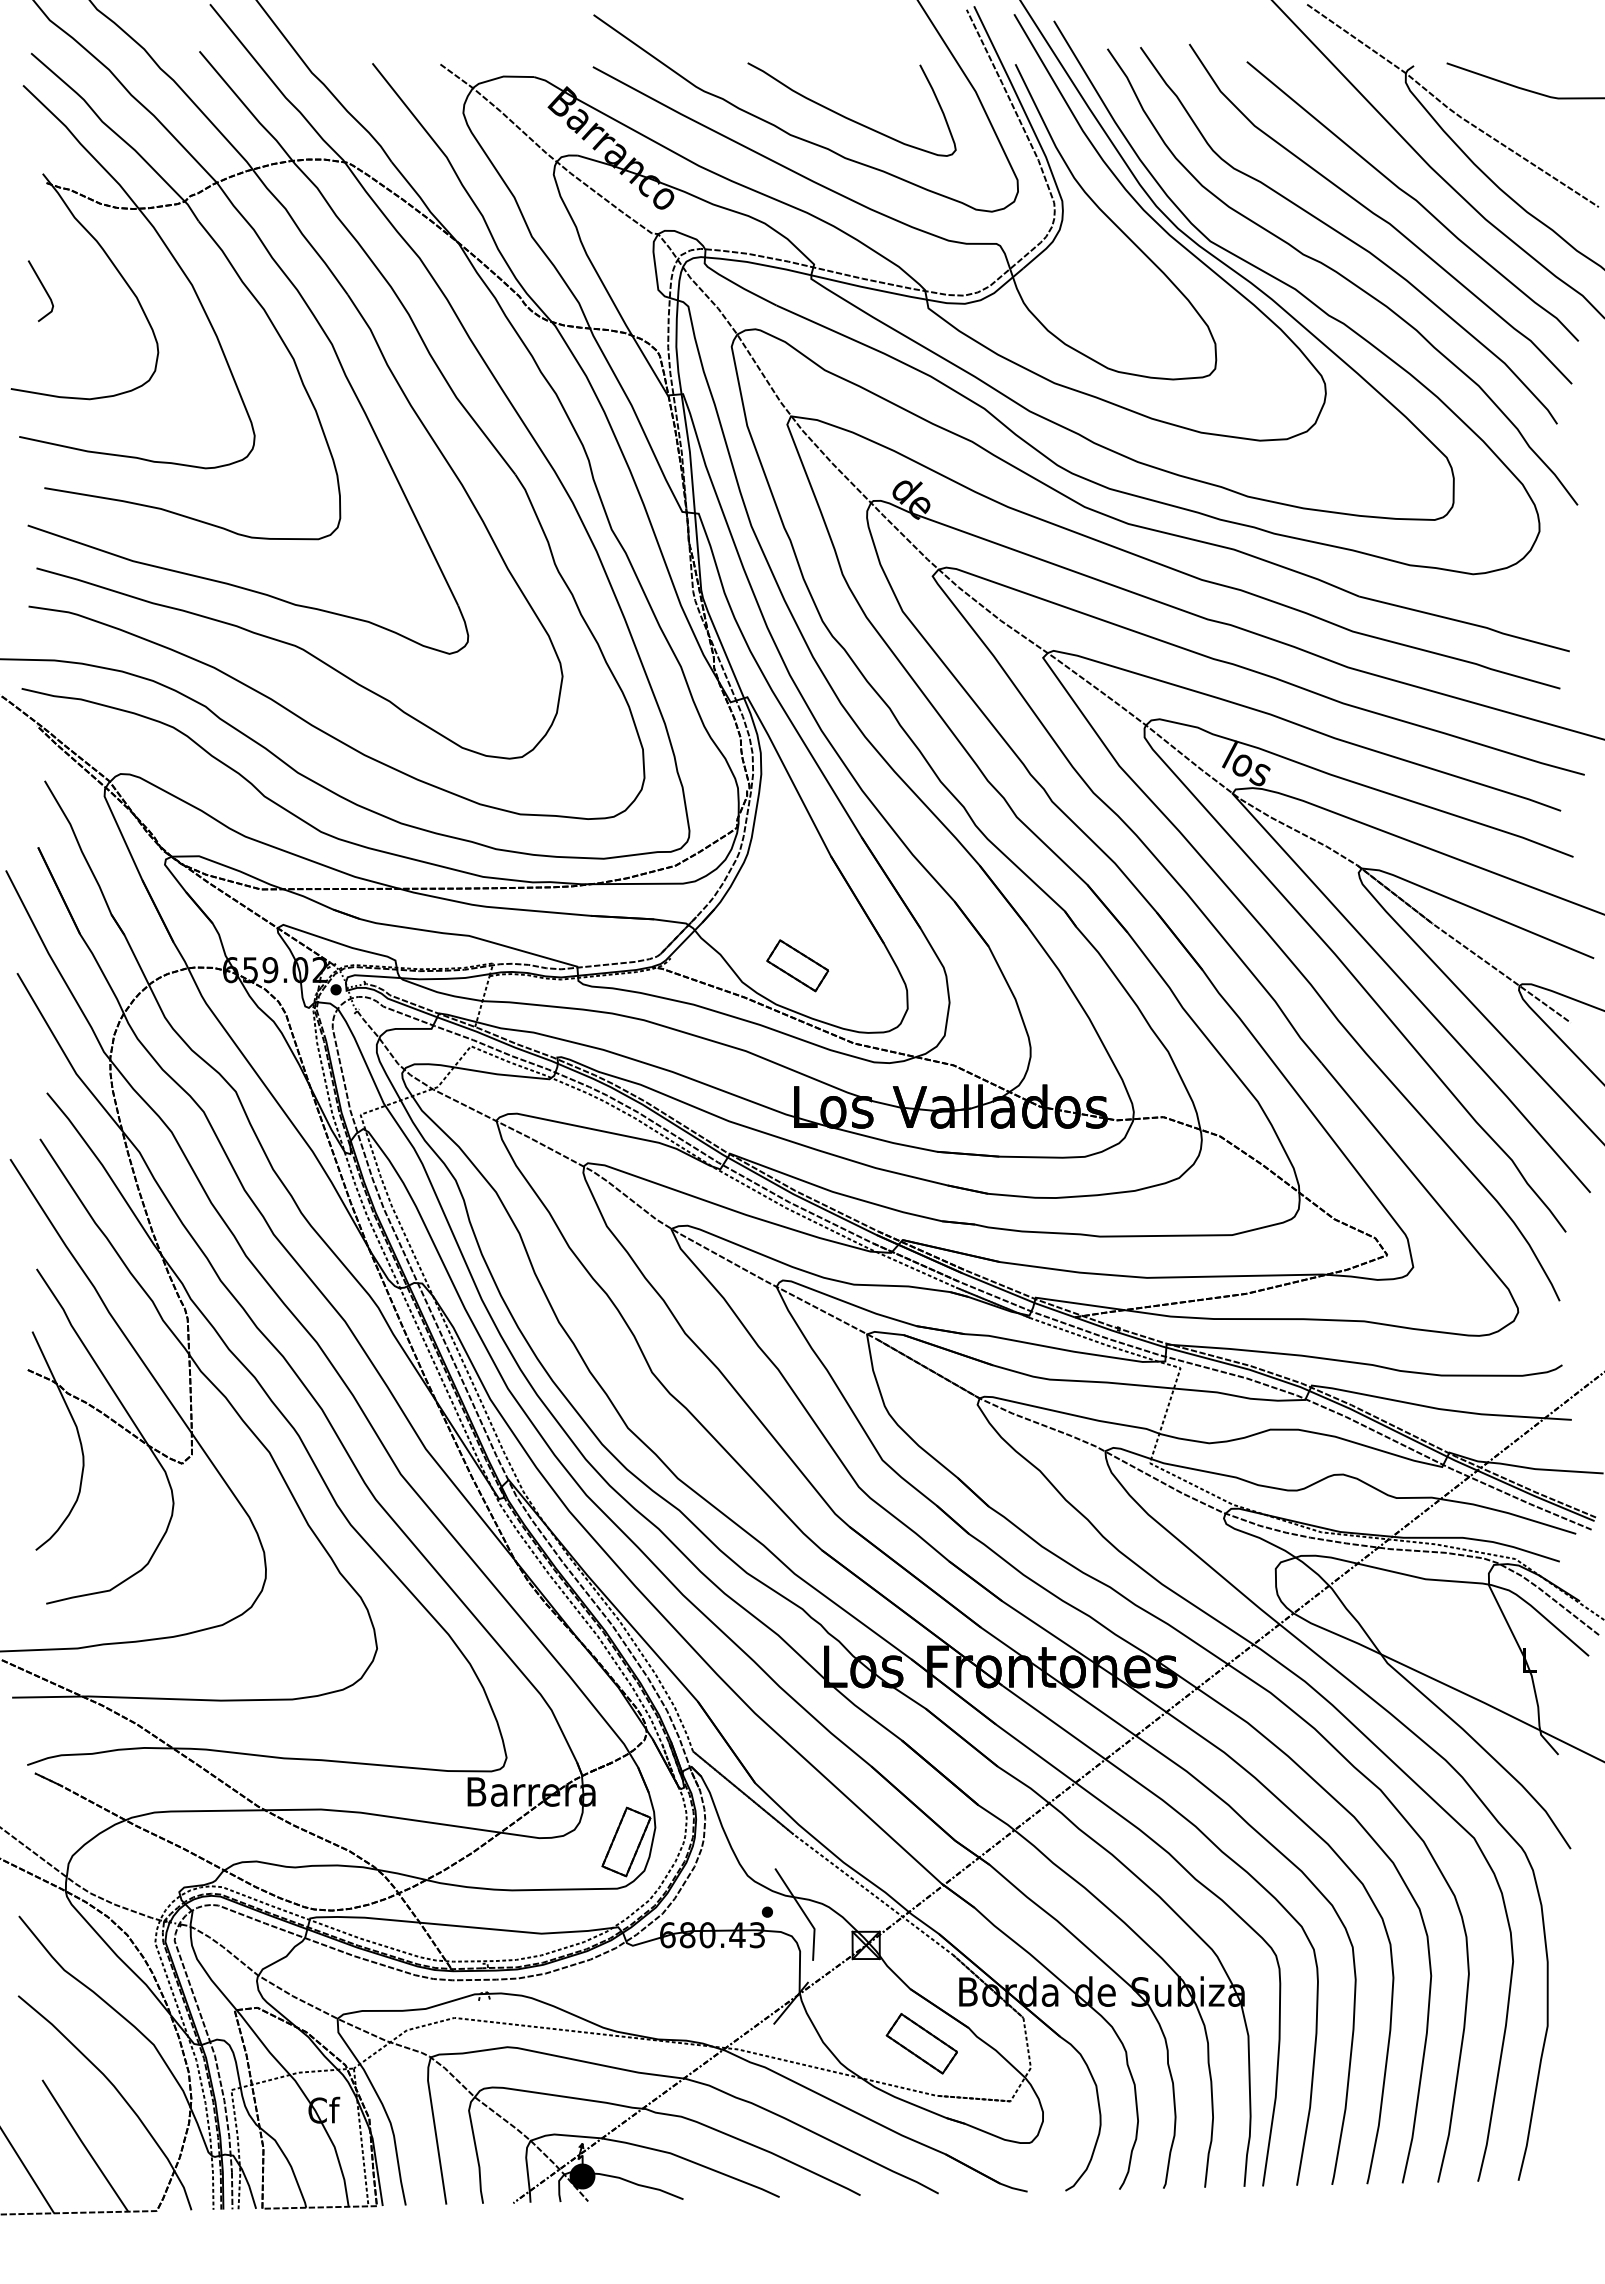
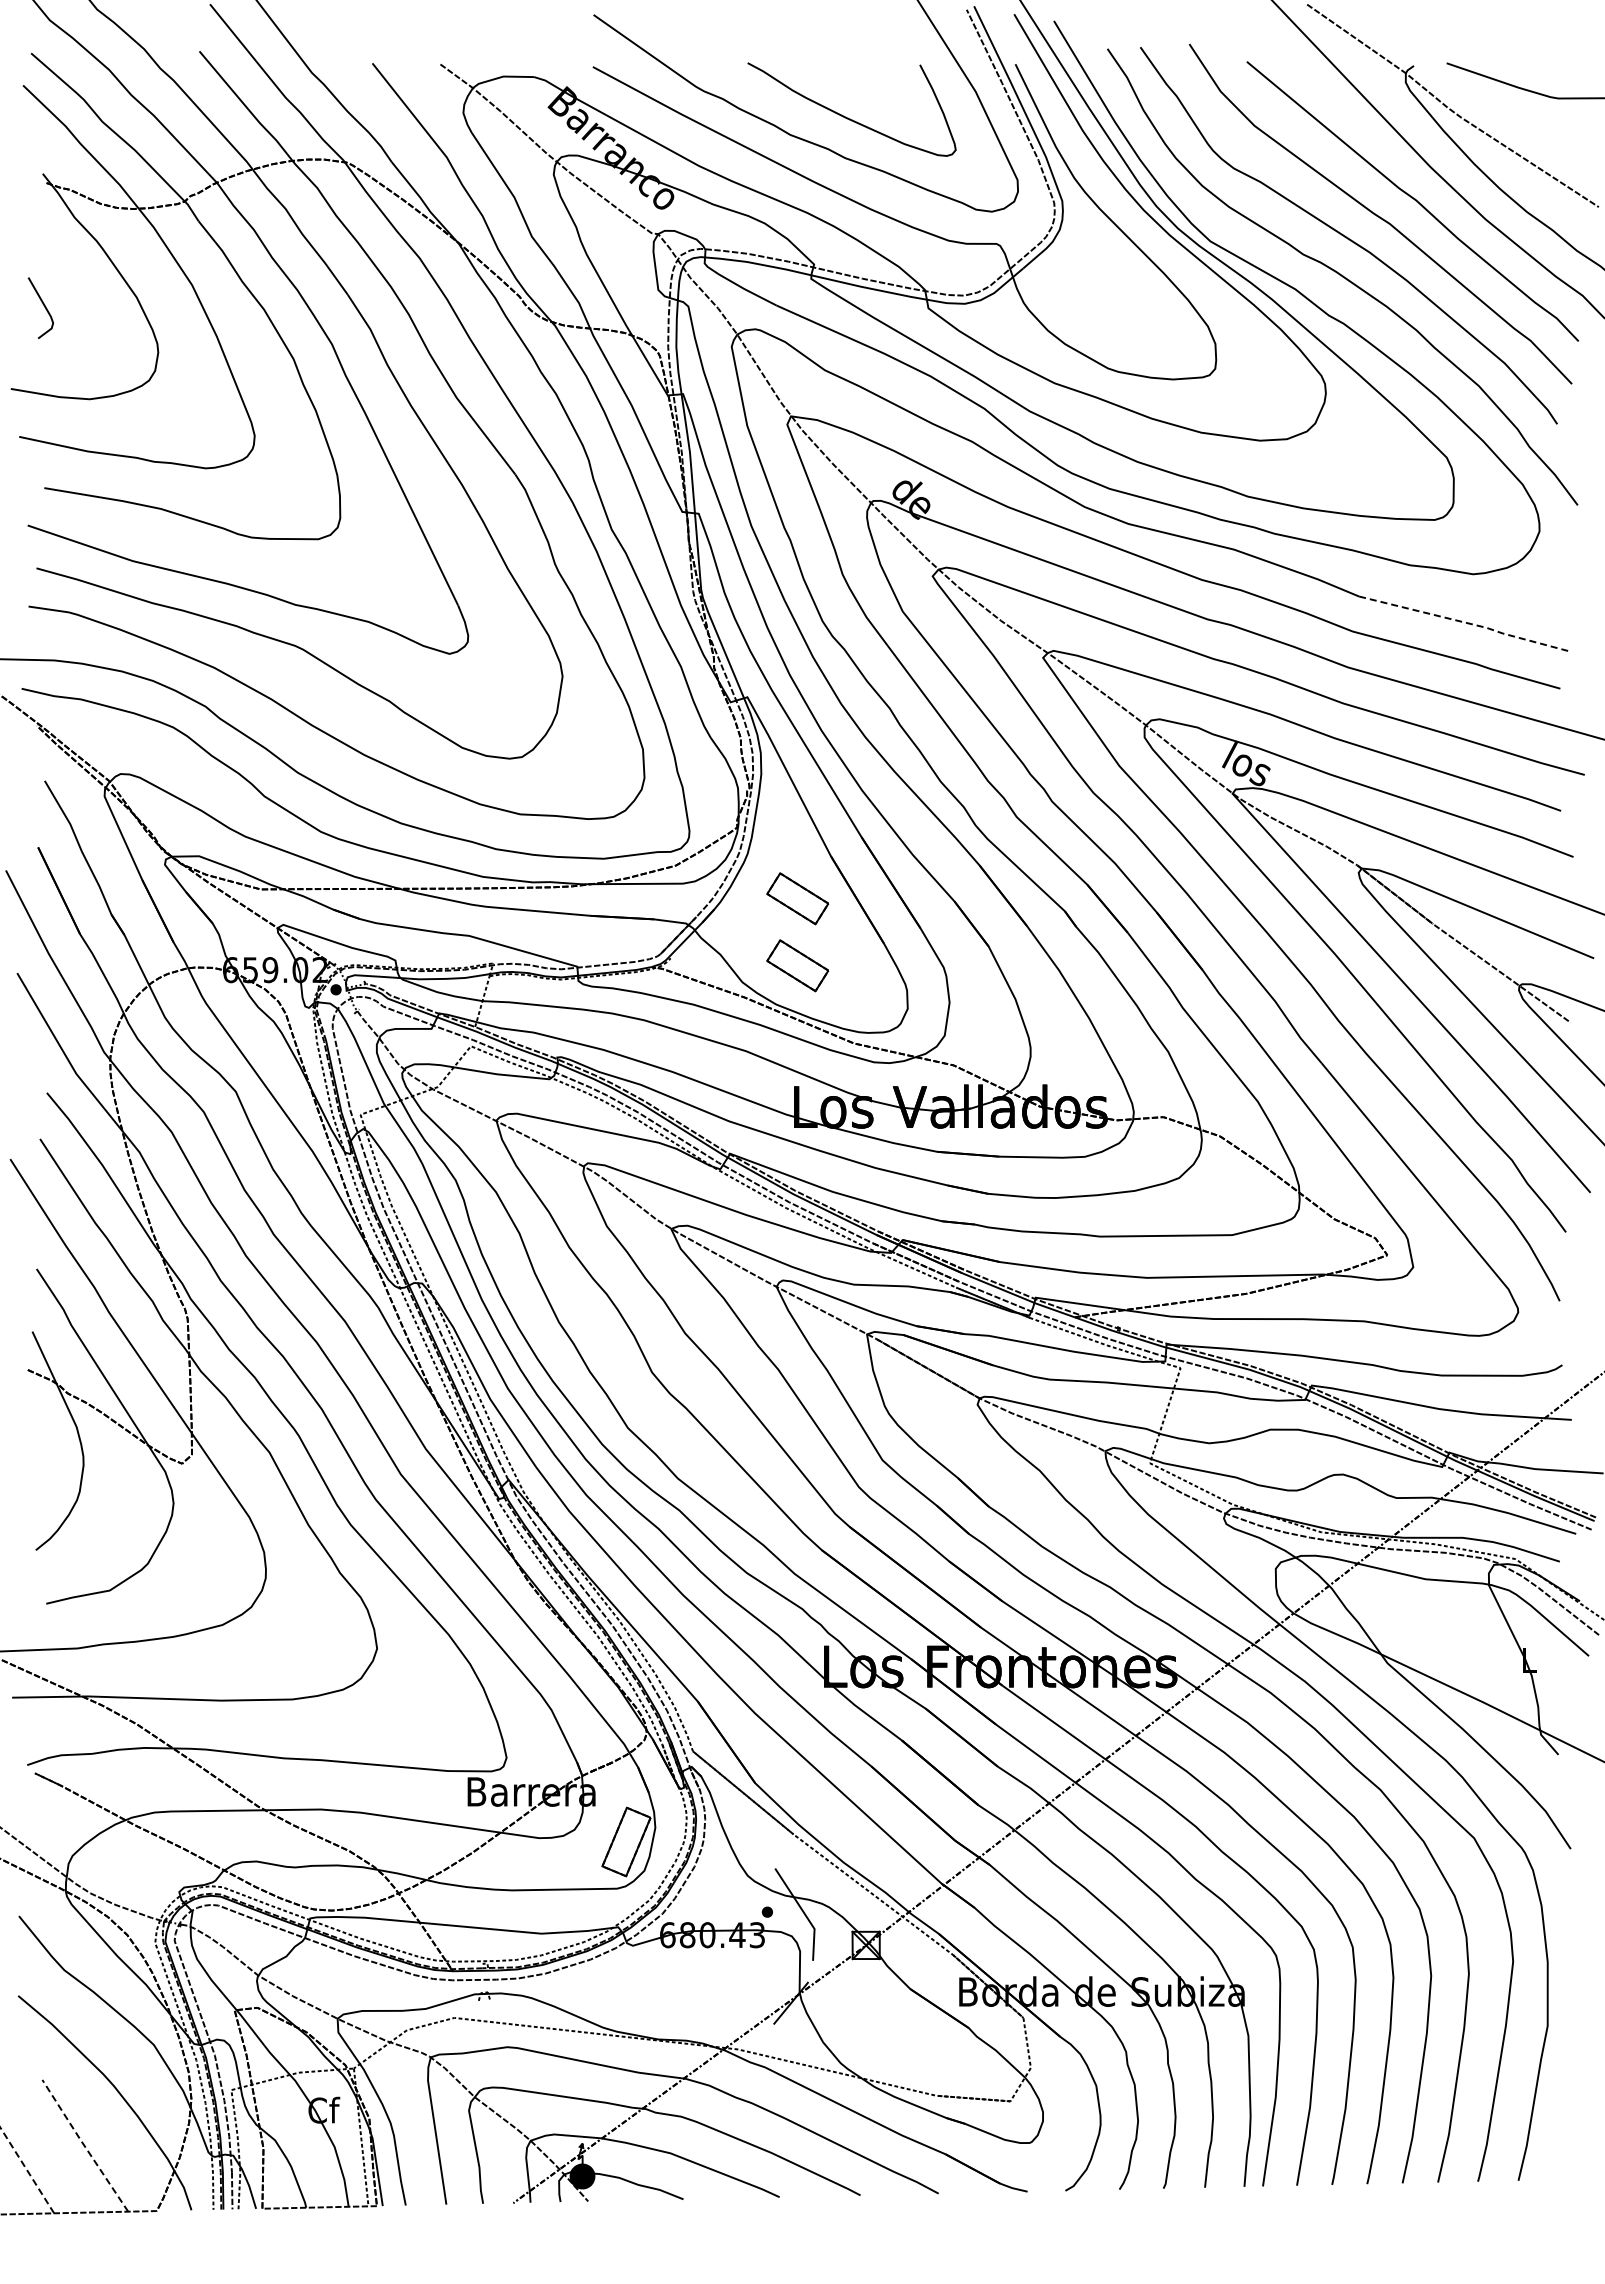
line position: (42, 287) -> (42, 304) (42, 304)
line: solid -> dashed (1466, 622)
part: none -> present (797, 898)
part: present -> none (921, 2043)
line: solid -> dashed (84, 2145)
line: solid -> dashed (27, 2170)
